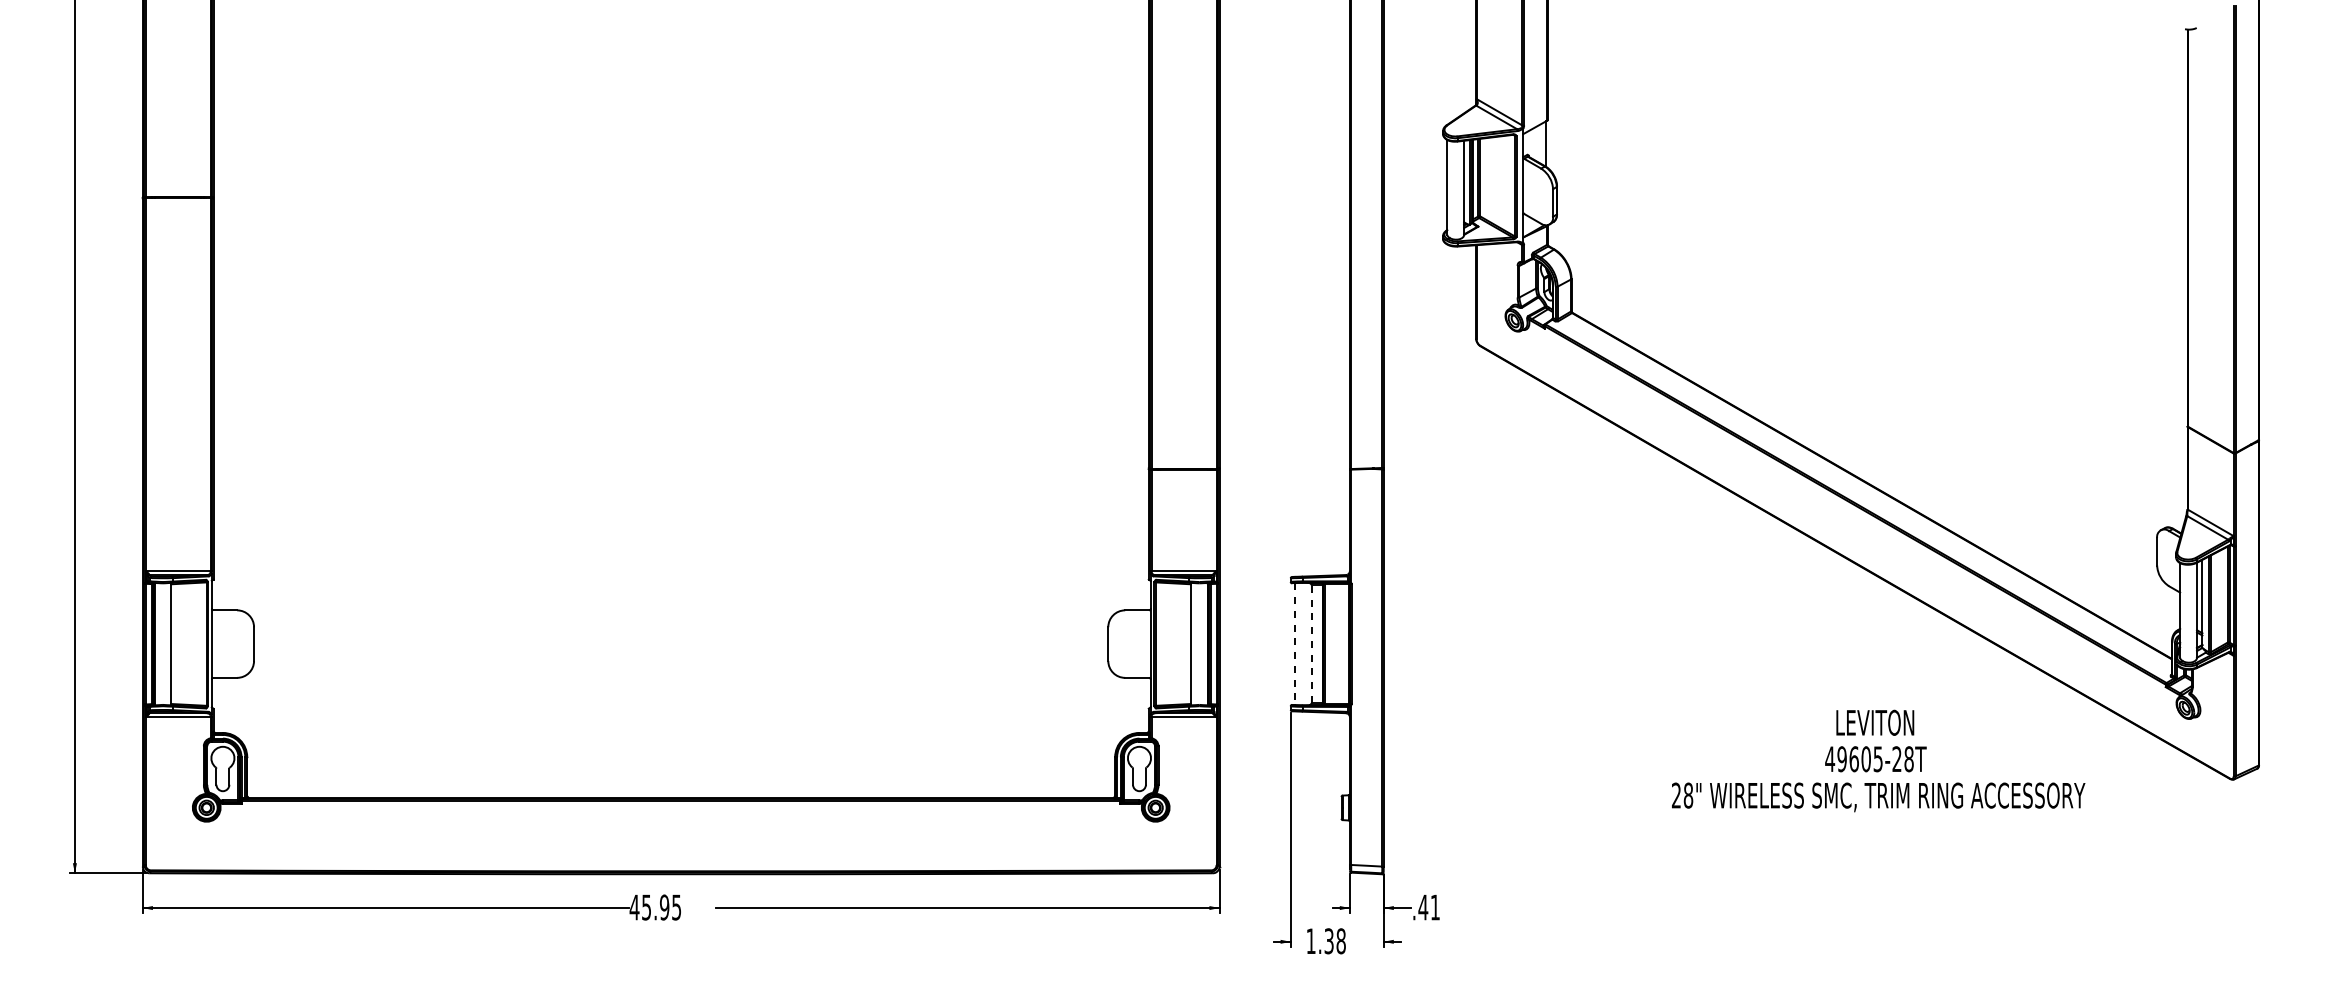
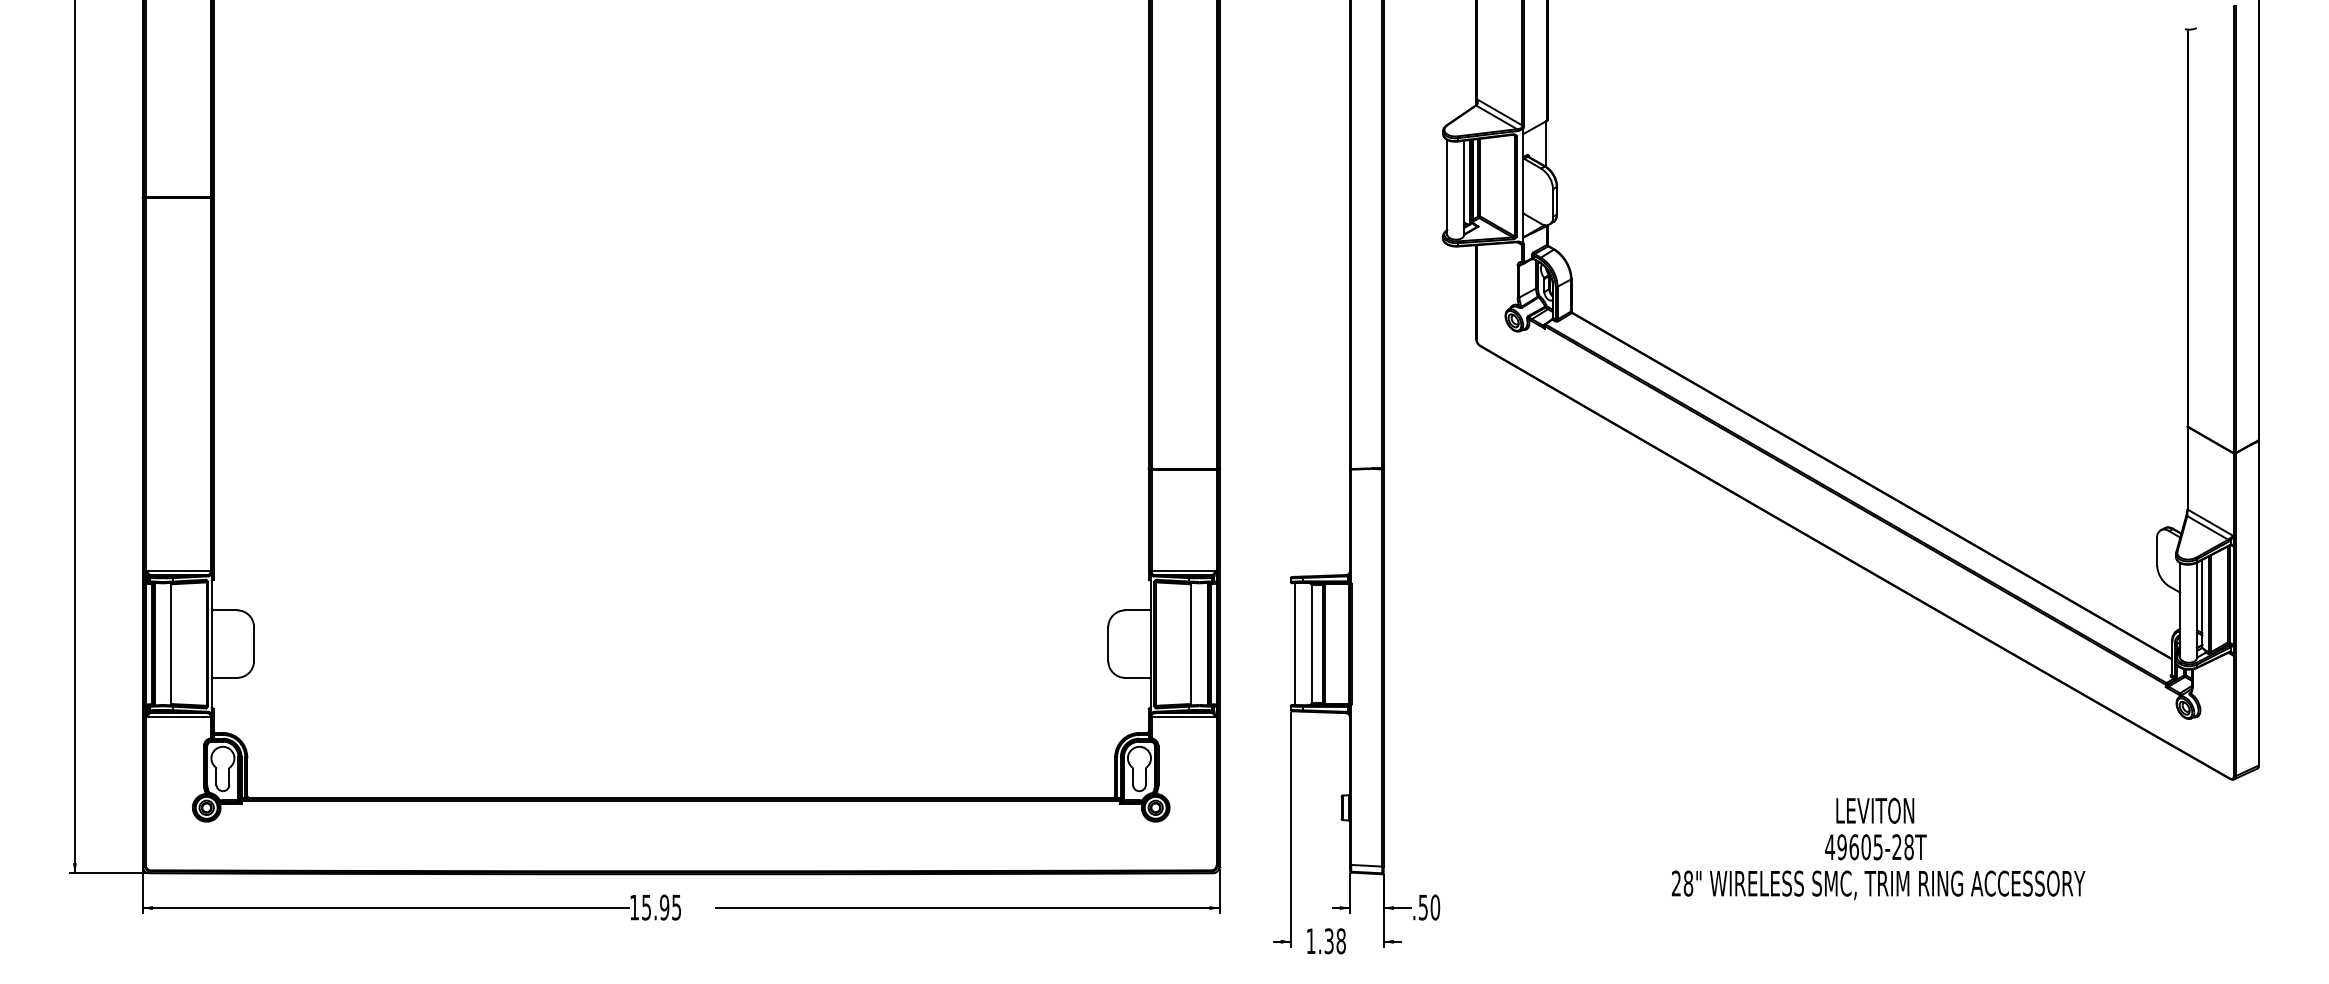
line: dashed -> solid (1294, 644)
line: dashed -> solid (1311, 644)
text position: (1878, 760) -> (1878, 848) (1878, 848)
text: 45.95 -> 15.95 (634, 907)
text: .41 -> .50 (1429, 907)
